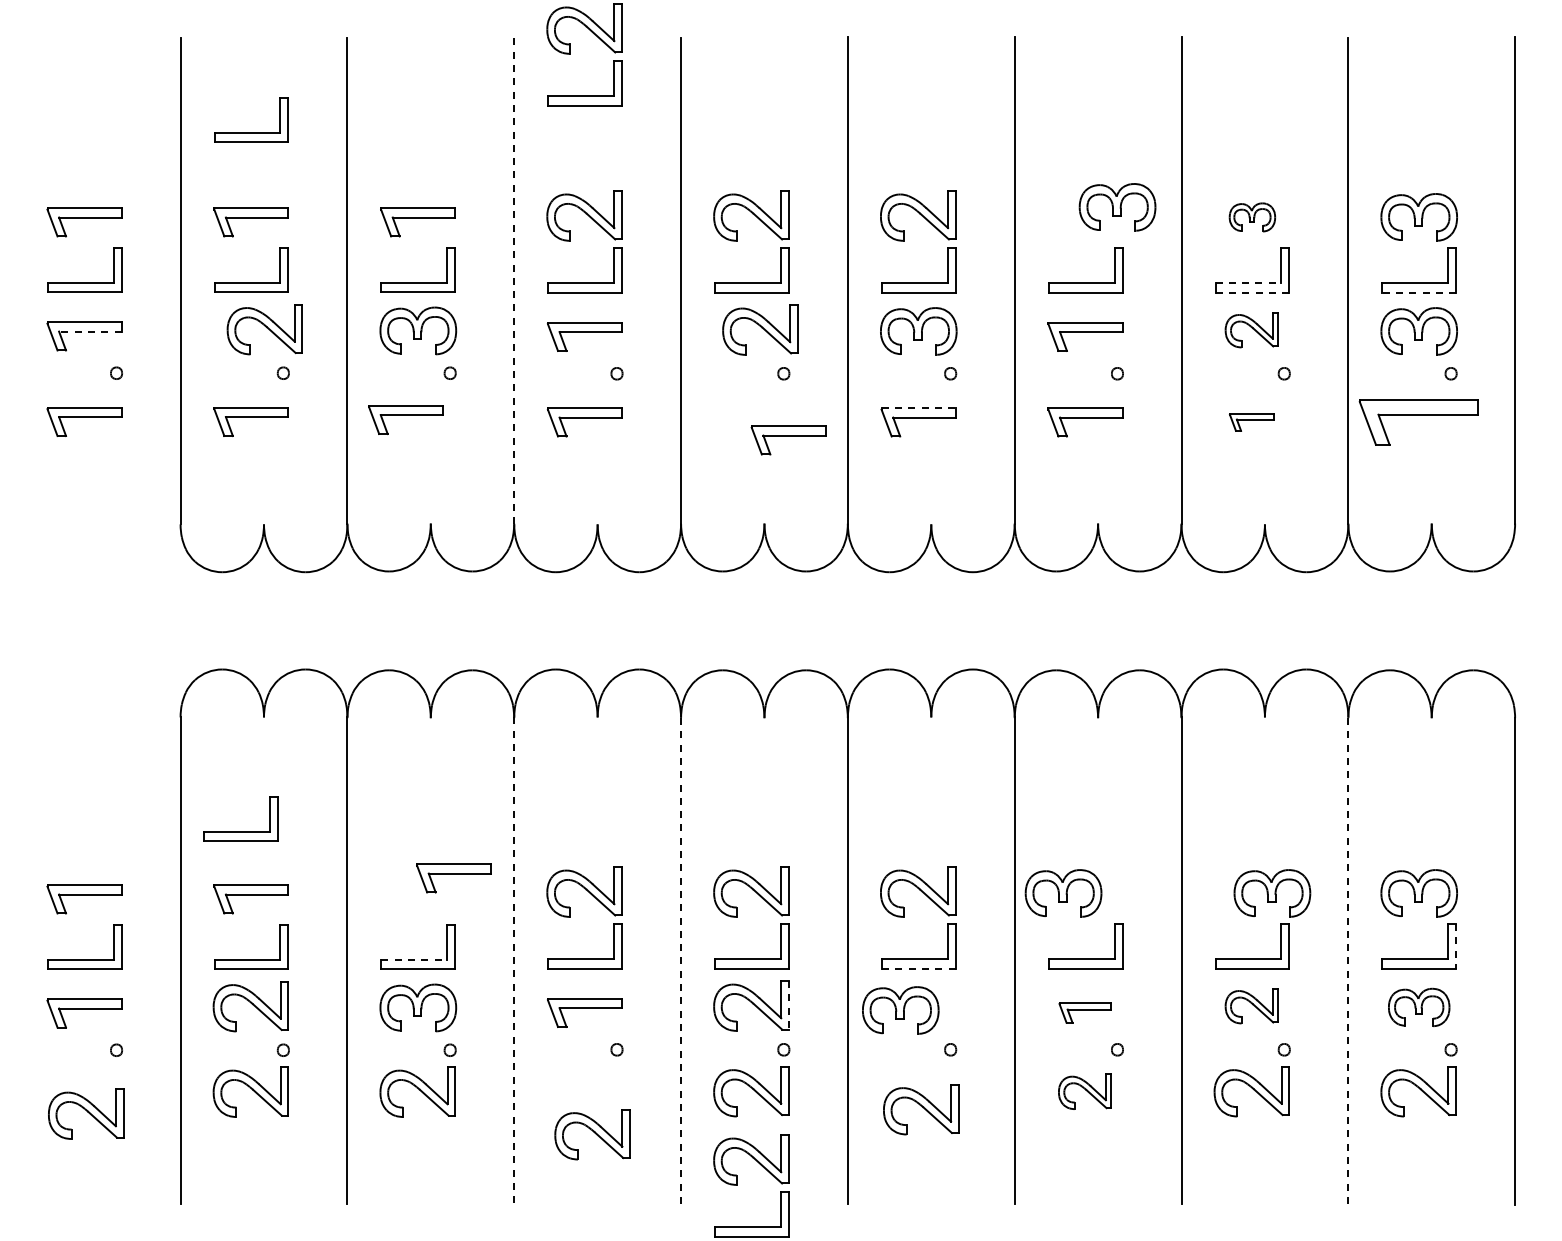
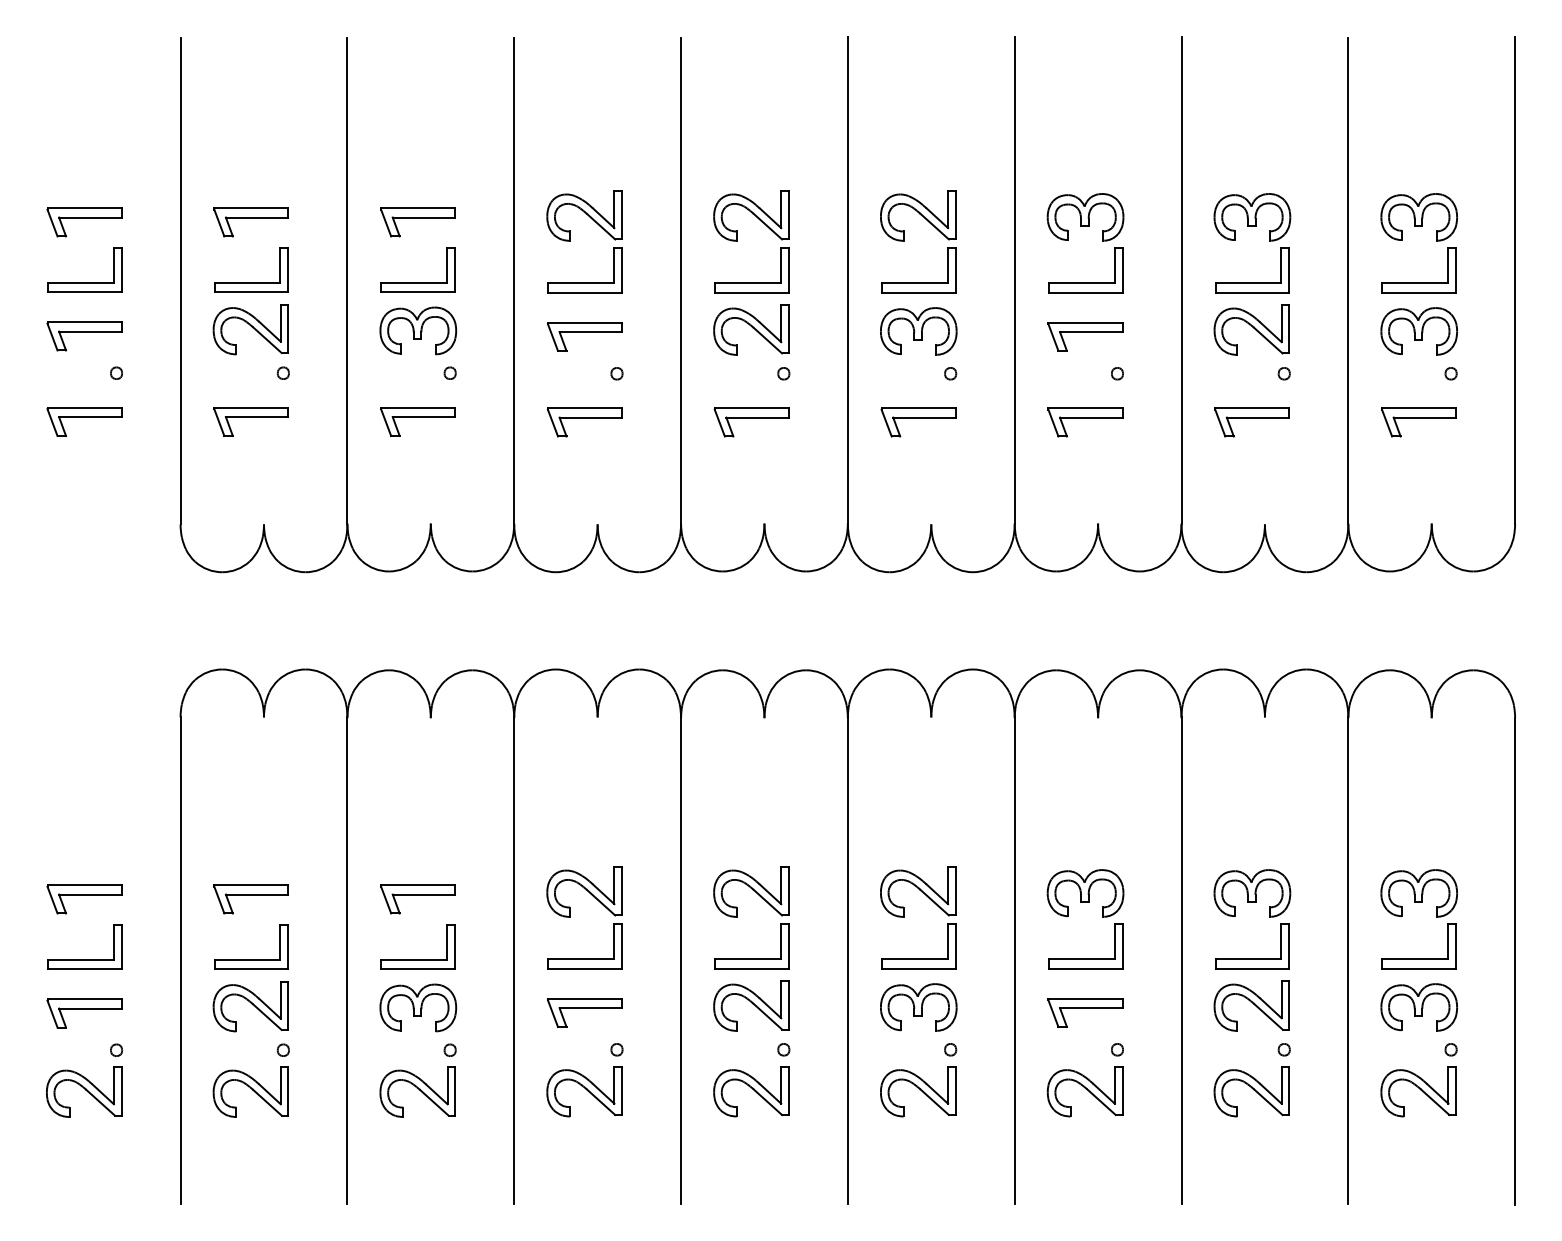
part: present -> none (570, 54)
part: present -> none (251, 132)
part position: (1117, 207) -> (1085, 217) (1085, 217)
part size: 49x31 px -> 79x49 px (1252, 217)
line: dashed -> solid (514, 280)
line: dashed -> solid (1248, 283)
line: dashed -> solid (1252, 292)
line: dashed -> solid (1419, 292)
part position: (264, 329) -> (250, 329) (250, 329)
part position: (760, 329) -> (751, 329) (751, 329)
part size: 55x37 px -> 77x52 px (1251, 329)
line: dashed -> solid (89, 331)
line: dashed -> solid (919, 408)
part position: (405, 419) -> (417, 421) (417, 421)
part size: 46x19 px -> 76x31 px (1251, 422)
part size: 121x47 px -> 76x31 px (1418, 422)
part position: (788, 440) -> (751, 422) (751, 422)
part: present -> none (240, 831)
part position: (453, 878) -> (417, 899) (417, 899)
part position: (1063, 893) -> (1085, 893) (1085, 893)
part position: (1272, 893) -> (1252, 893) (1252, 893)
line: dashed -> solid (1456, 946)
line: dashed -> solid (414, 959)
line: dashed -> solid (681, 960)
line: dashed -> solid (1348, 960)
line: dashed -> solid (514, 961)
line: dashed -> solid (918, 968)
line: dashed -> solid (788, 1005)
part size: 55x37 px -> 77x52 px (1251, 1005)
part size: 63x40 px -> 78x49 px (1418, 1007)
part position: (900, 1010) -> (918, 1007) (918, 1007)
part size: 54x22 px -> 77x30 px (1085, 1012)
part size: 54x37 px -> 78x52 px (1084, 1091)
part position: (921, 1109) -> (918, 1091) (918, 1091)
part position: (86, 1113) -> (84, 1091) (84, 1091)
part position: (592, 1134) -> (584, 1091) (584, 1091)
part: present -> none (737, 1185)
